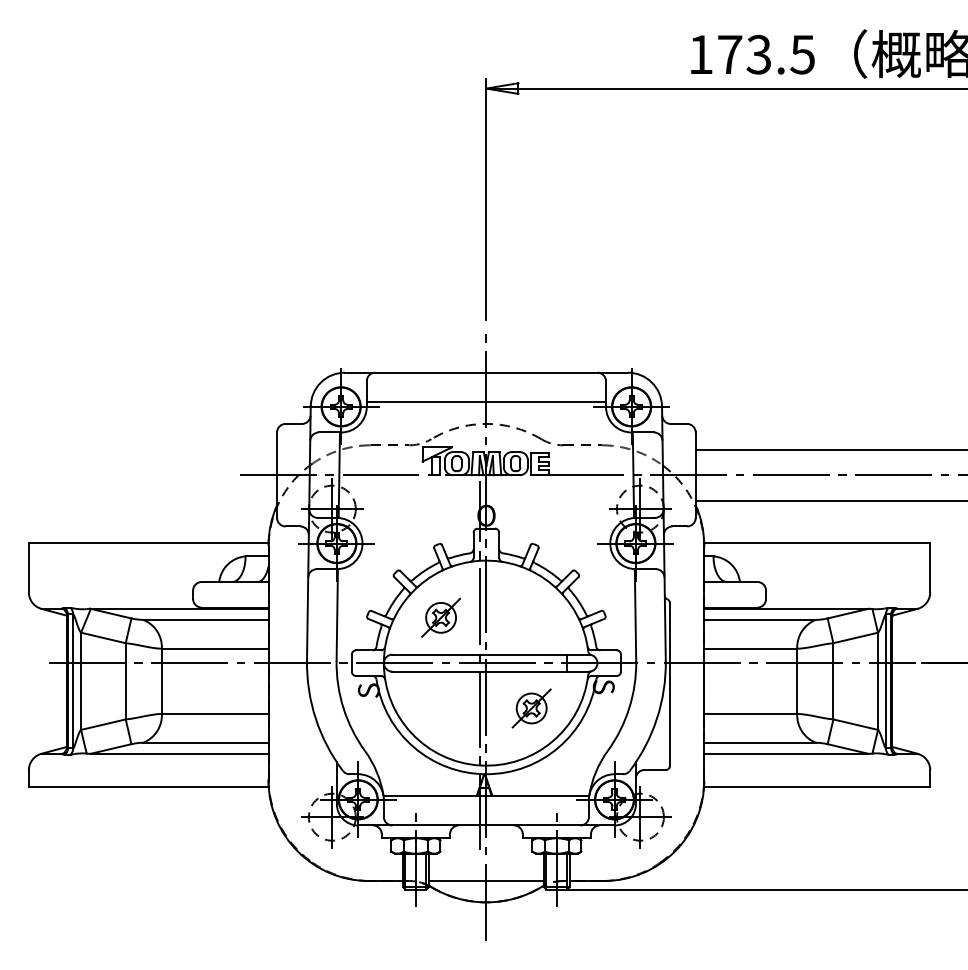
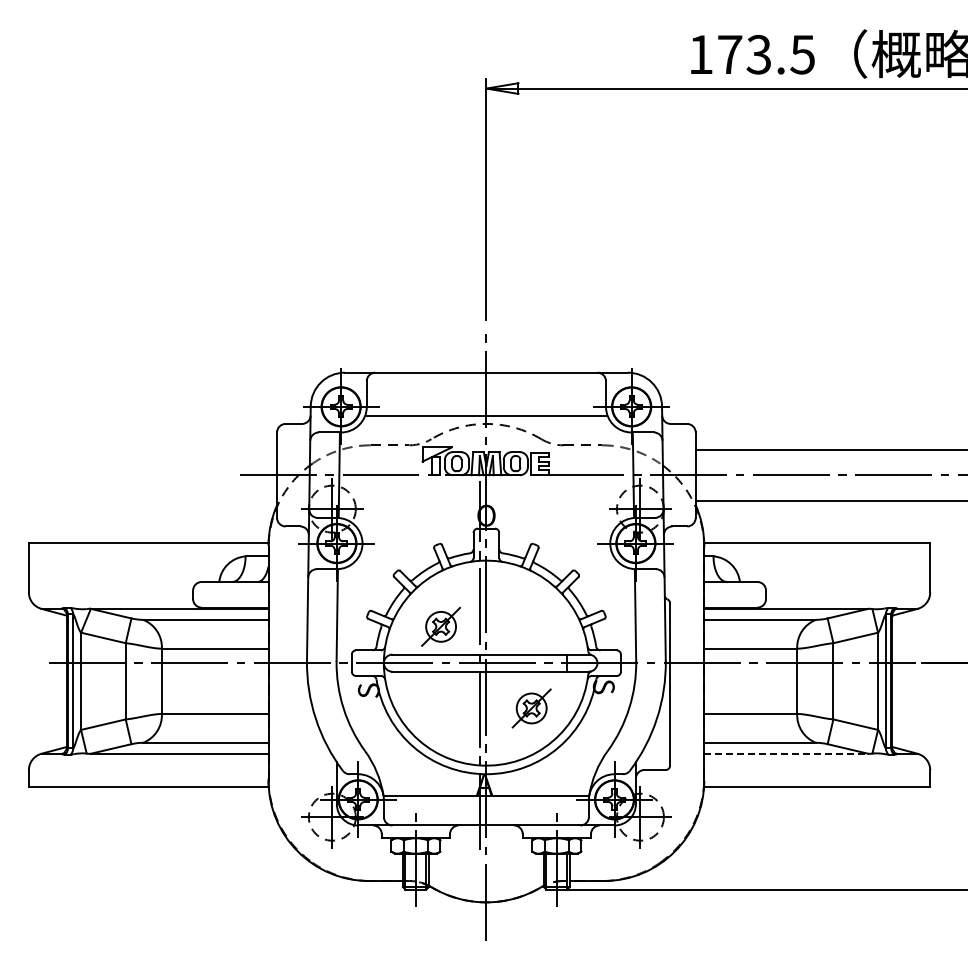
line position: (486, 402) -> (486, 416) (486, 416)
part position: (441, 617) -> (441, 626) (441, 626)
line: solid -> dashed (786, 753)
line: present -> none (486, 881)
